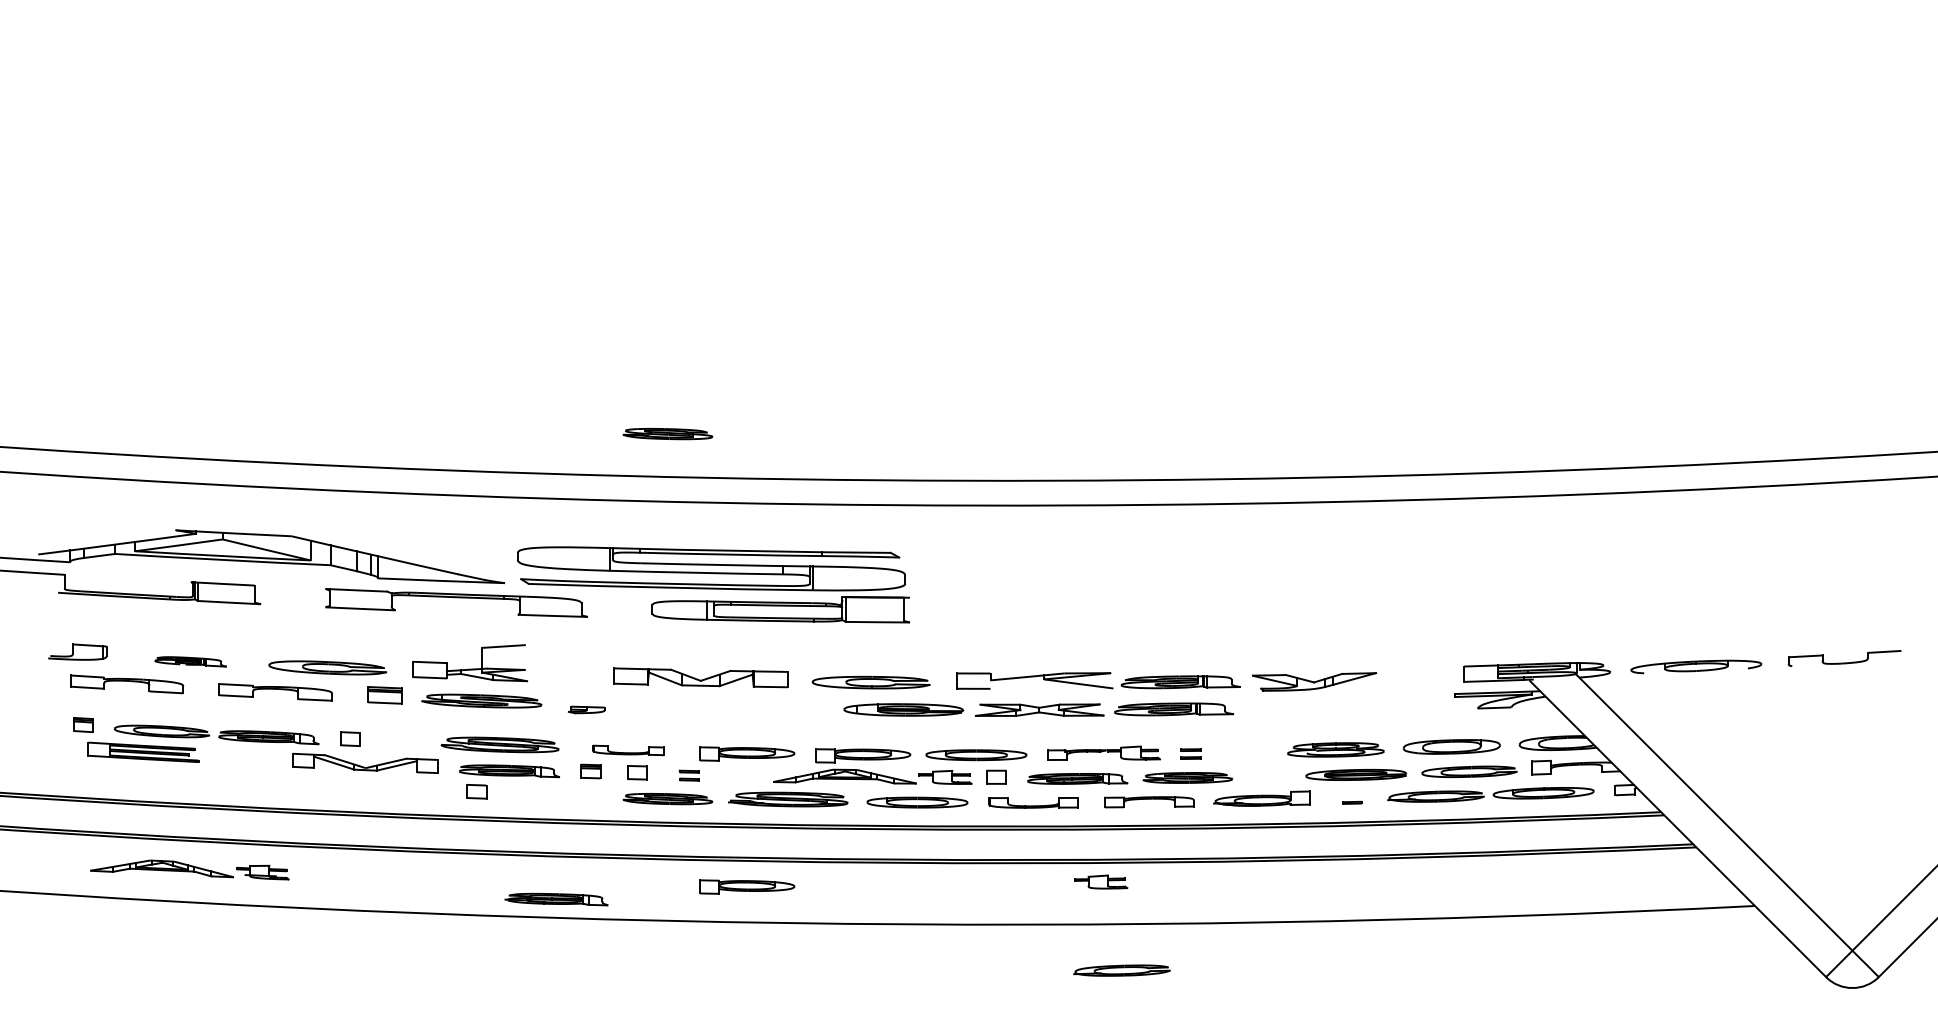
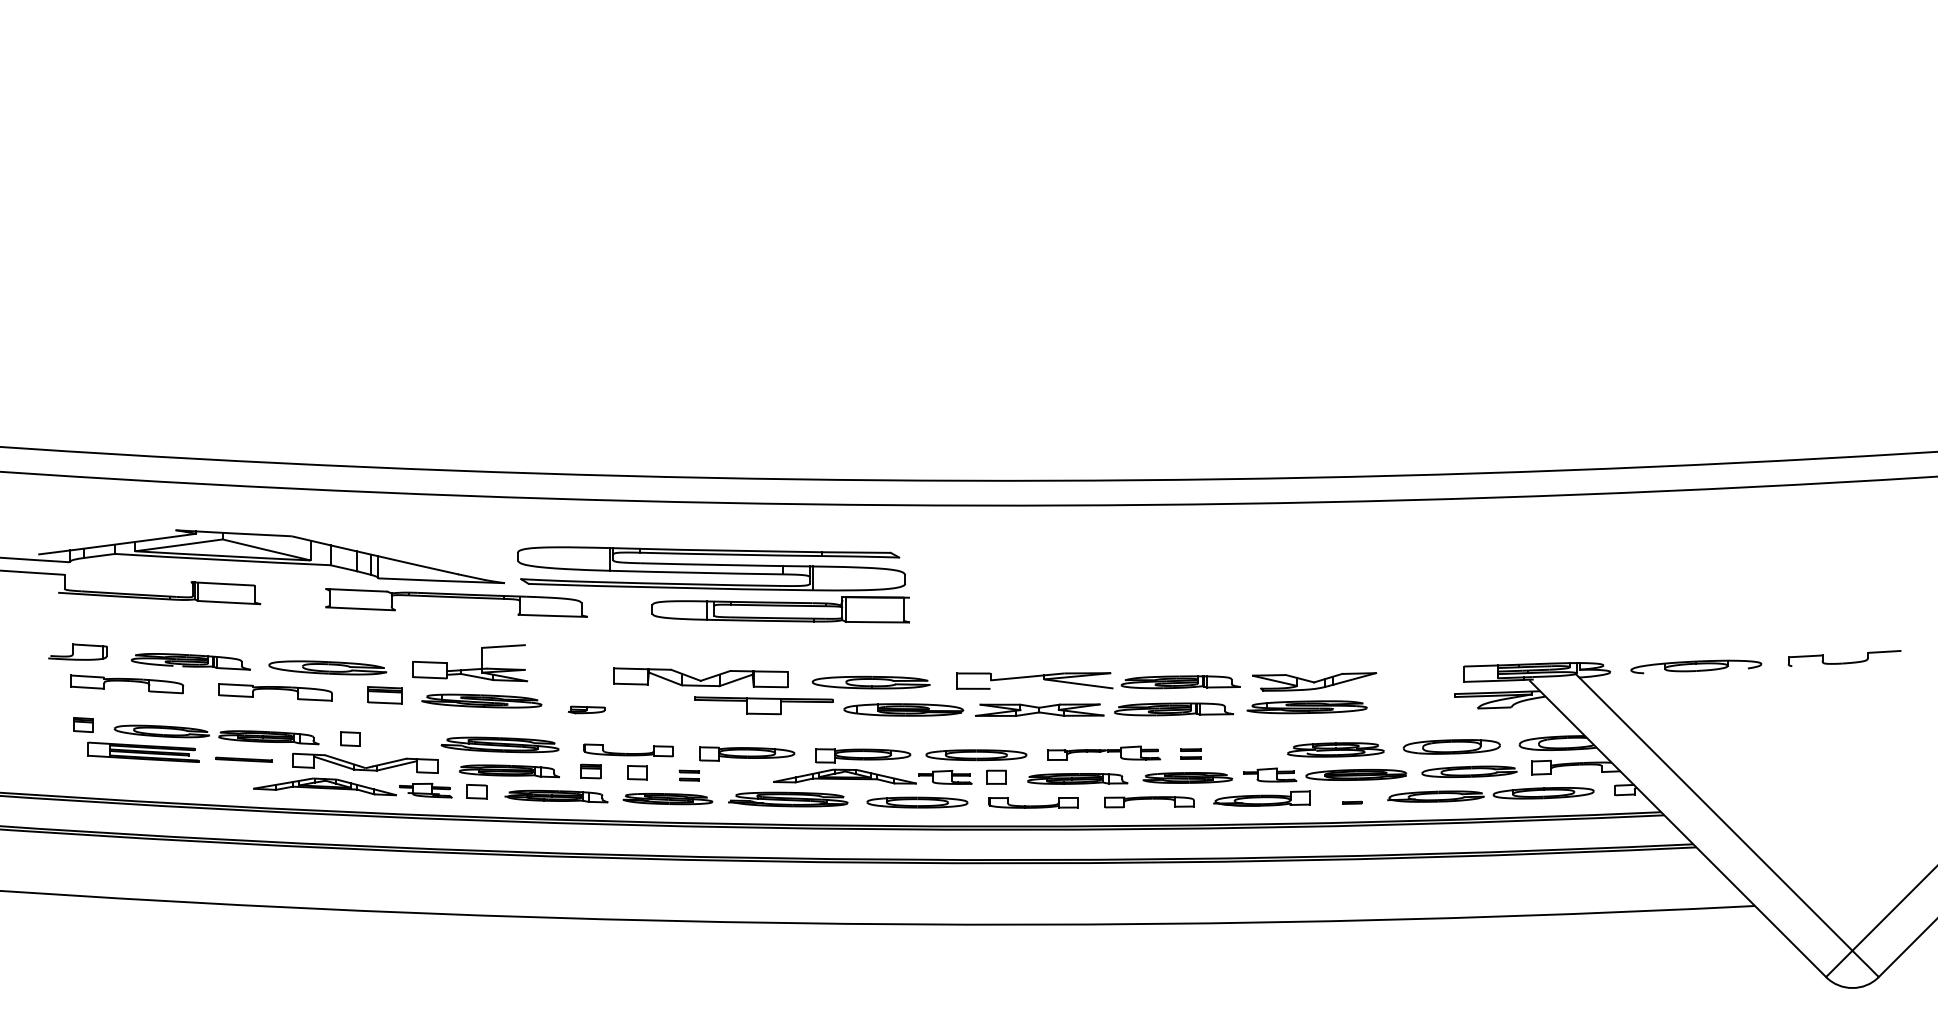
part: present -> none (667, 434)
part size: 73x12 px -> 121x18 px (190, 661)
part: none -> present (763, 705)
part: none -> present (1306, 707)
part size: 73x13 px -> 91x15 px (628, 750)
line: none -> present (243, 759)
part position: (189, 869) -> (352, 787) (352, 787)
part position: (1101, 881) -> (1270, 774) (1270, 774)
part: present -> none (747, 886)
part position: (556, 899) -> (556, 796) (556, 796)
part: present -> none (1121, 970)
